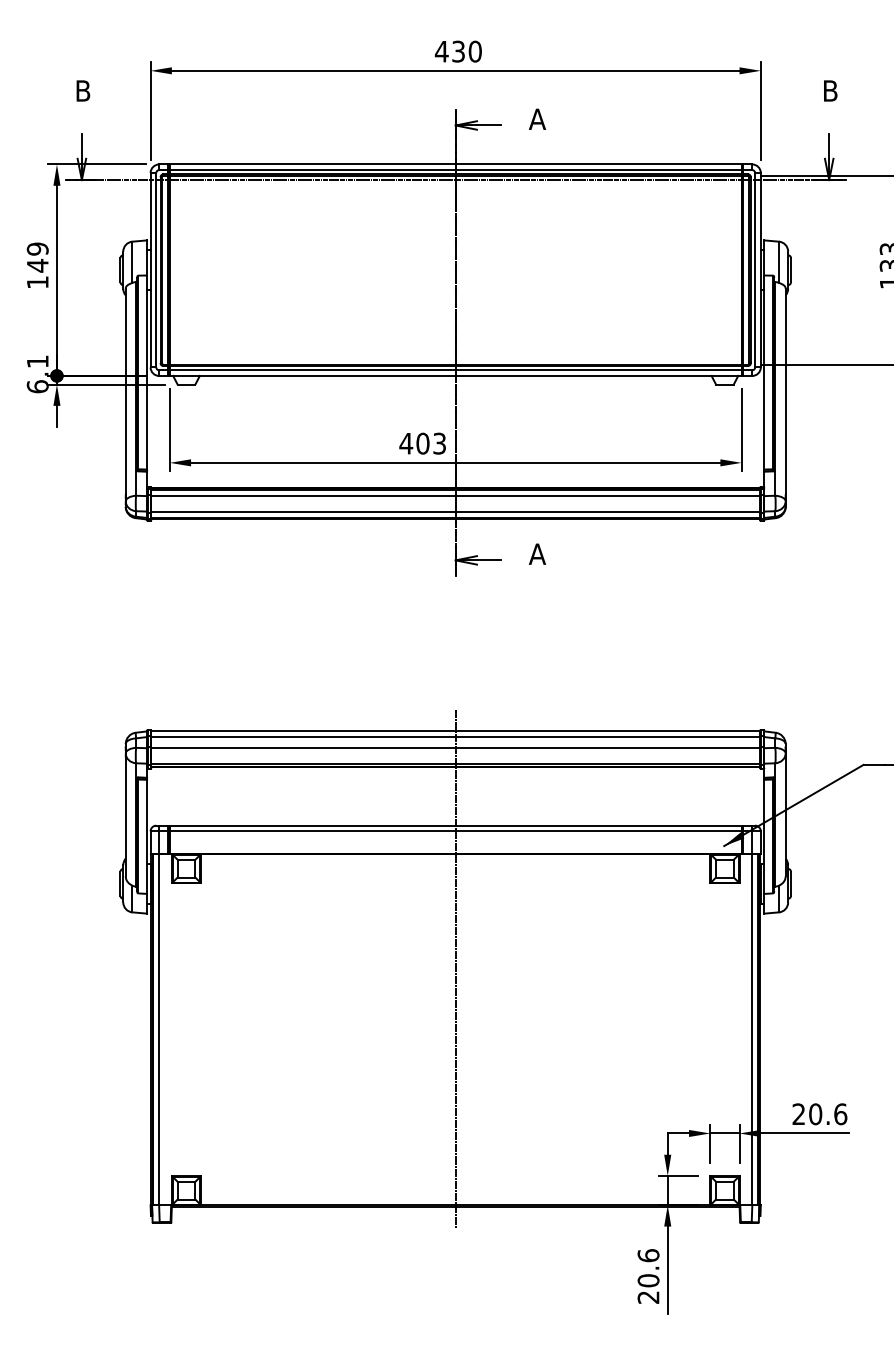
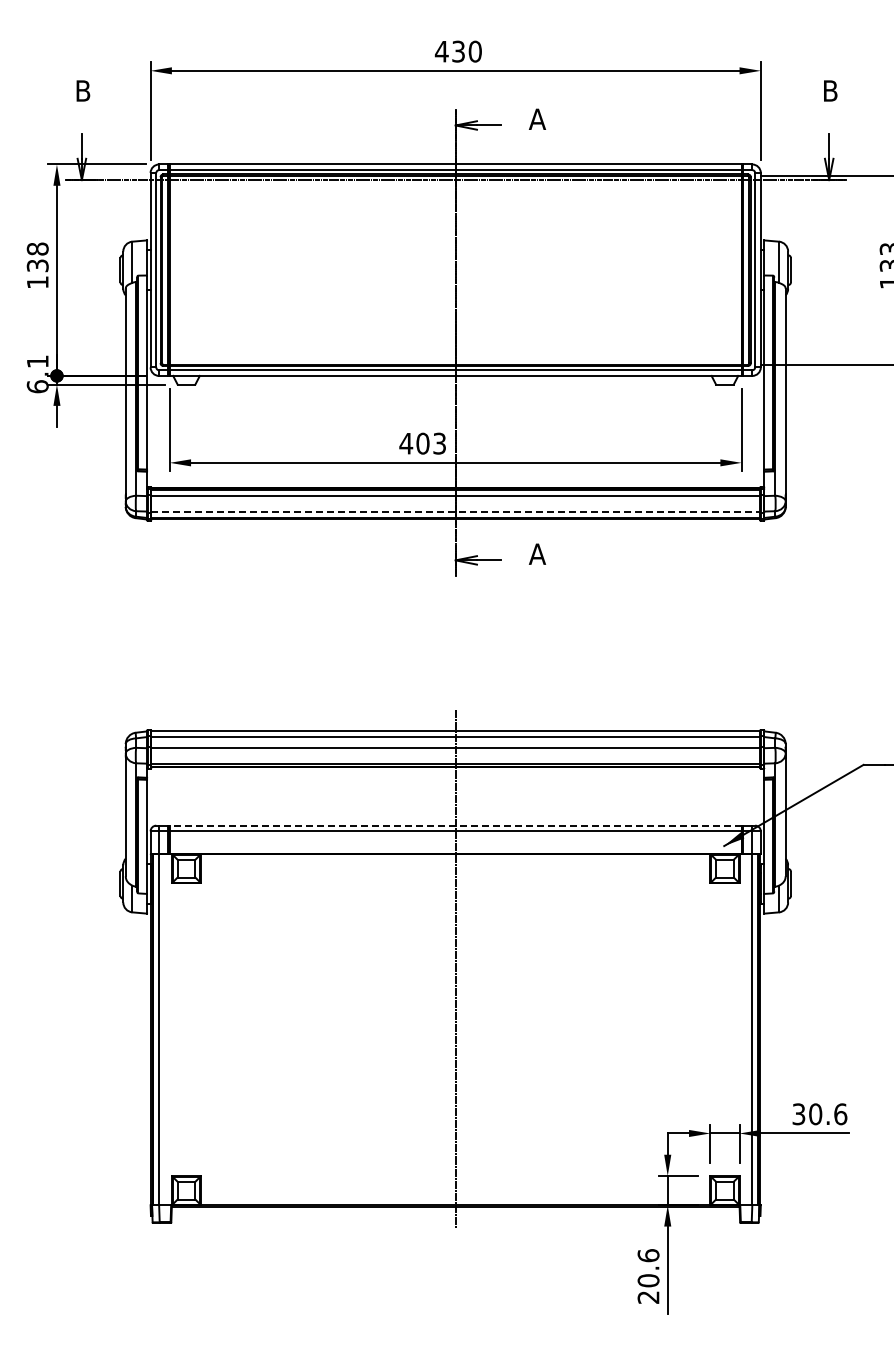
text: 149 -> 138 (37, 257)
line: solid -> dashed (456, 511)
line: solid -> dashed (455, 825)
text: 20.6 -> 30.6 (798, 1114)
